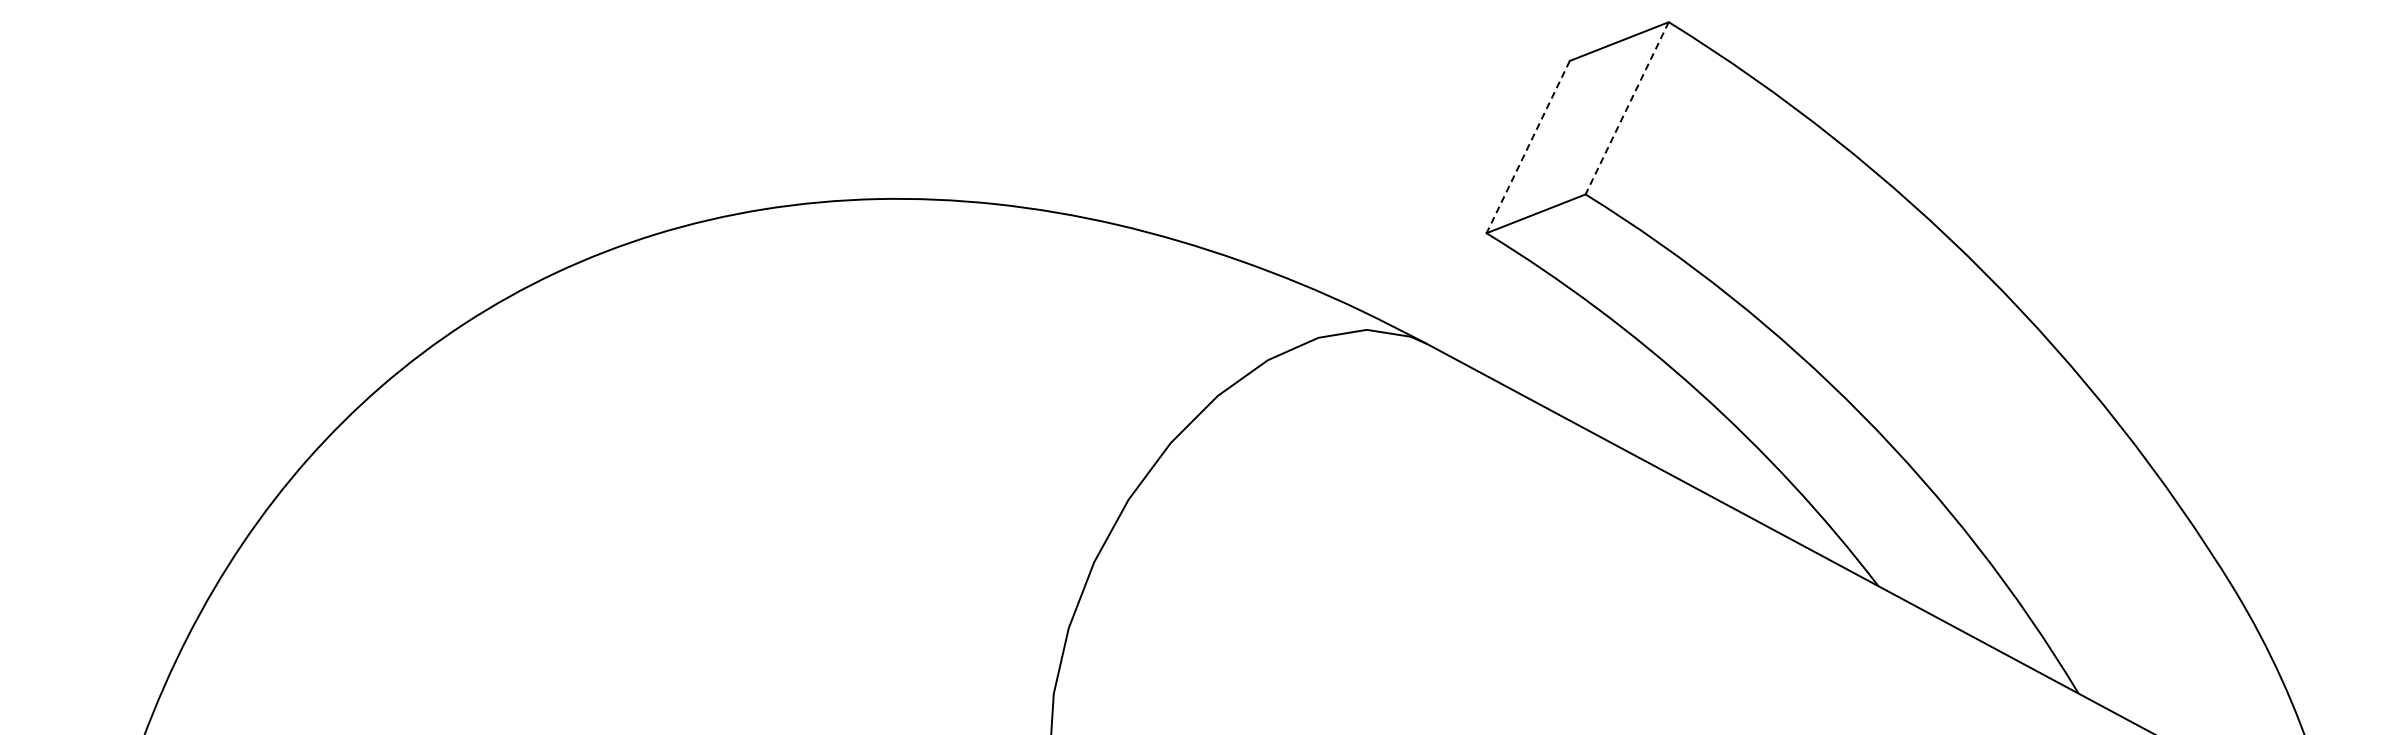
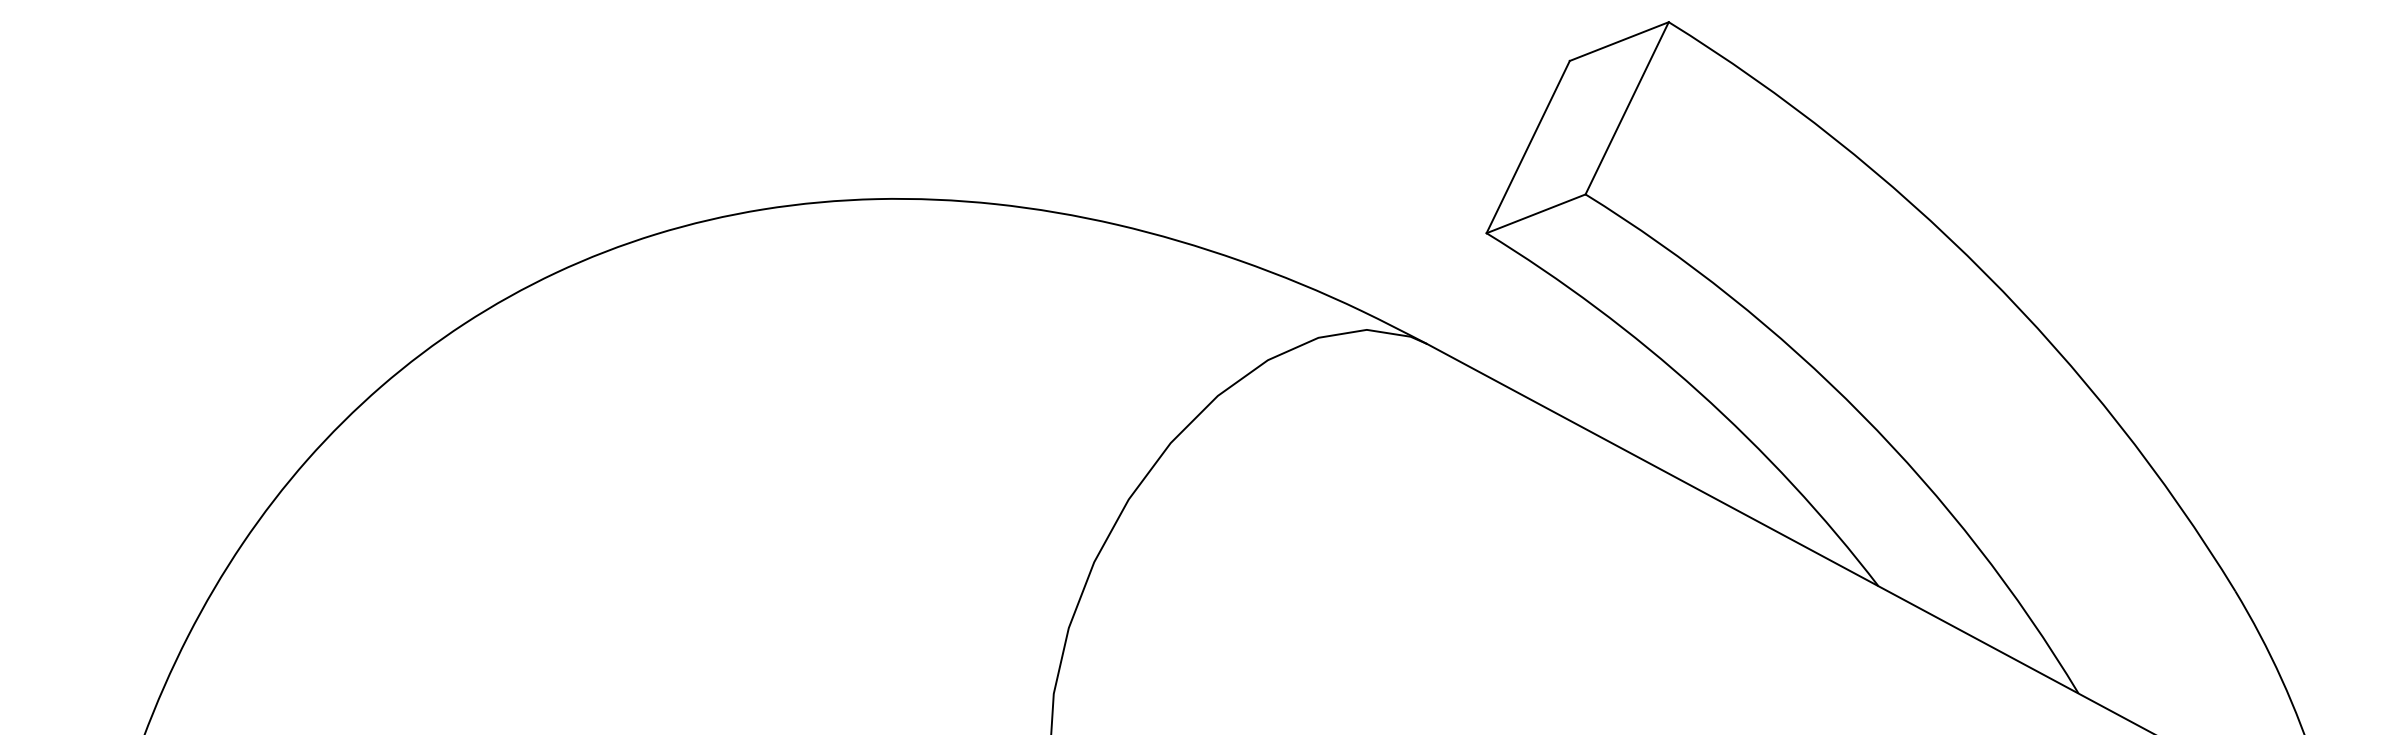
line: dashed -> solid (1627, 108)
line: dashed -> solid (1528, 147)
